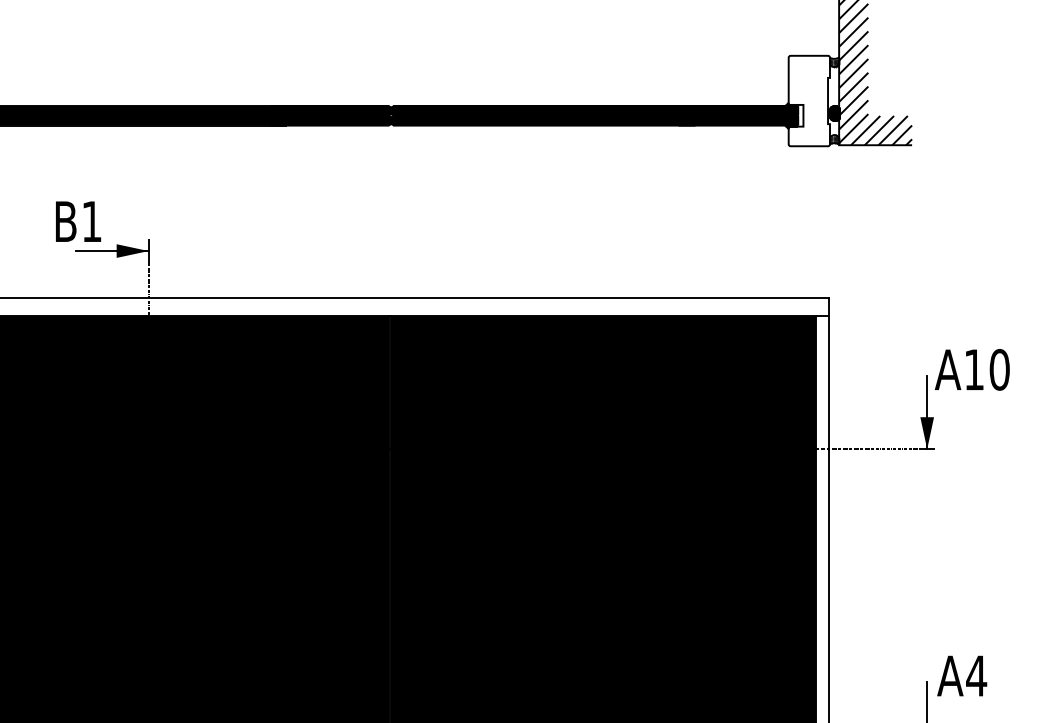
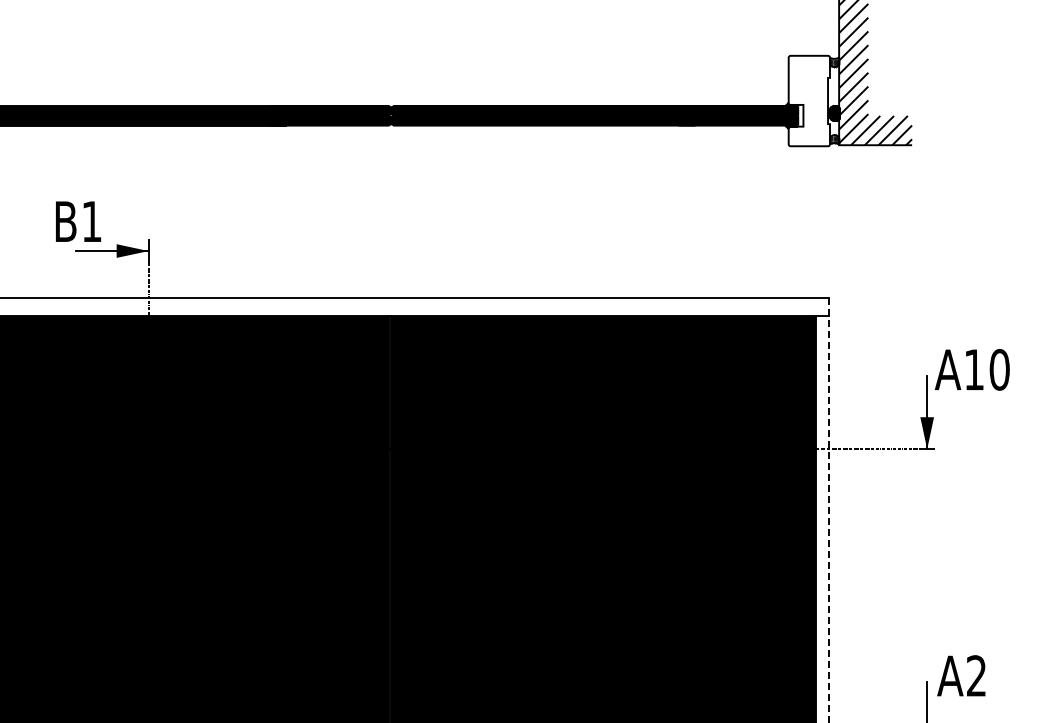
line: solid -> dashed (828, 510)
text: A4 -> A2 (976, 675)
